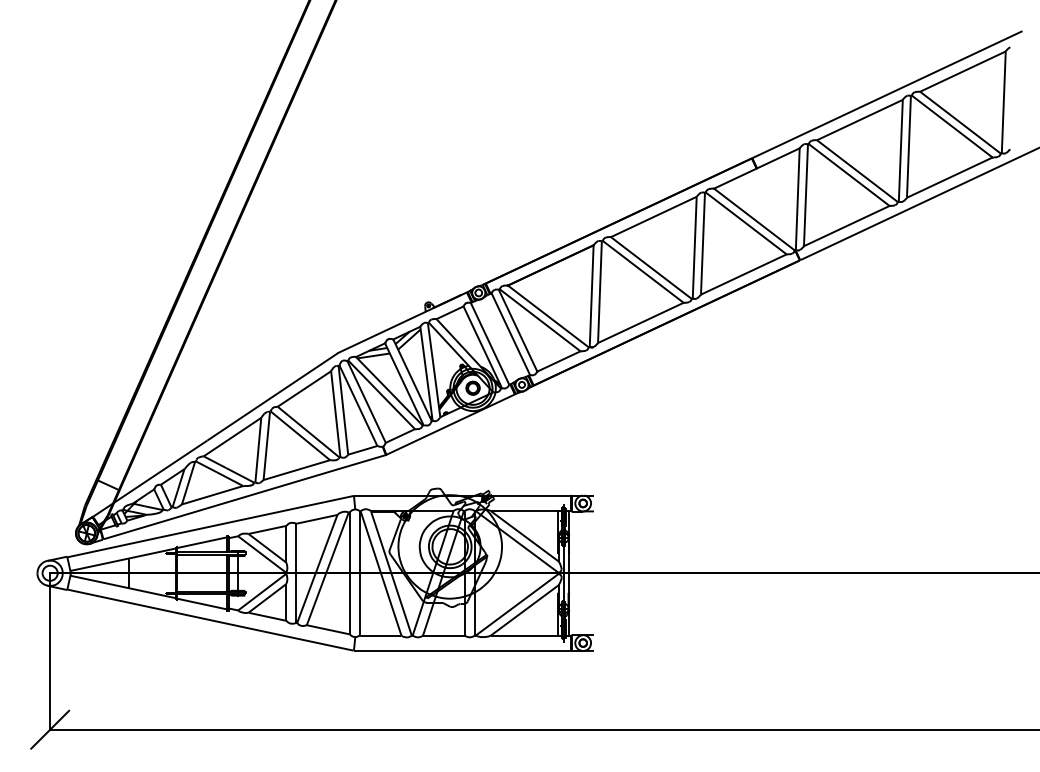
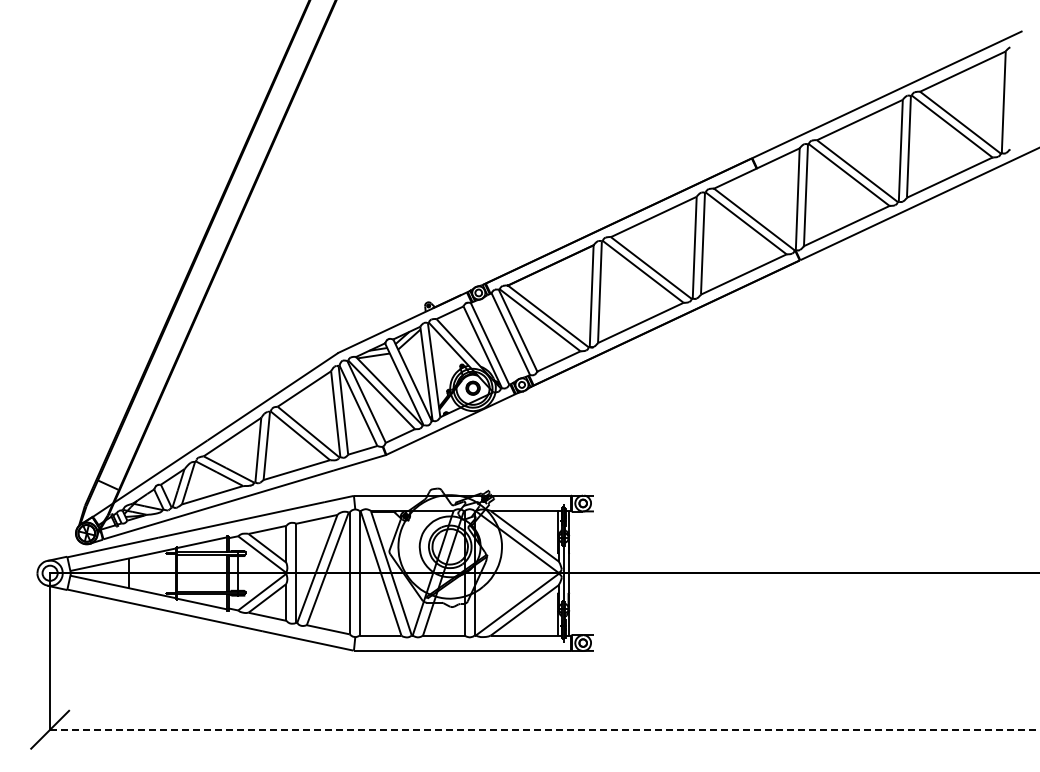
line: solid -> dashed (545, 729)
